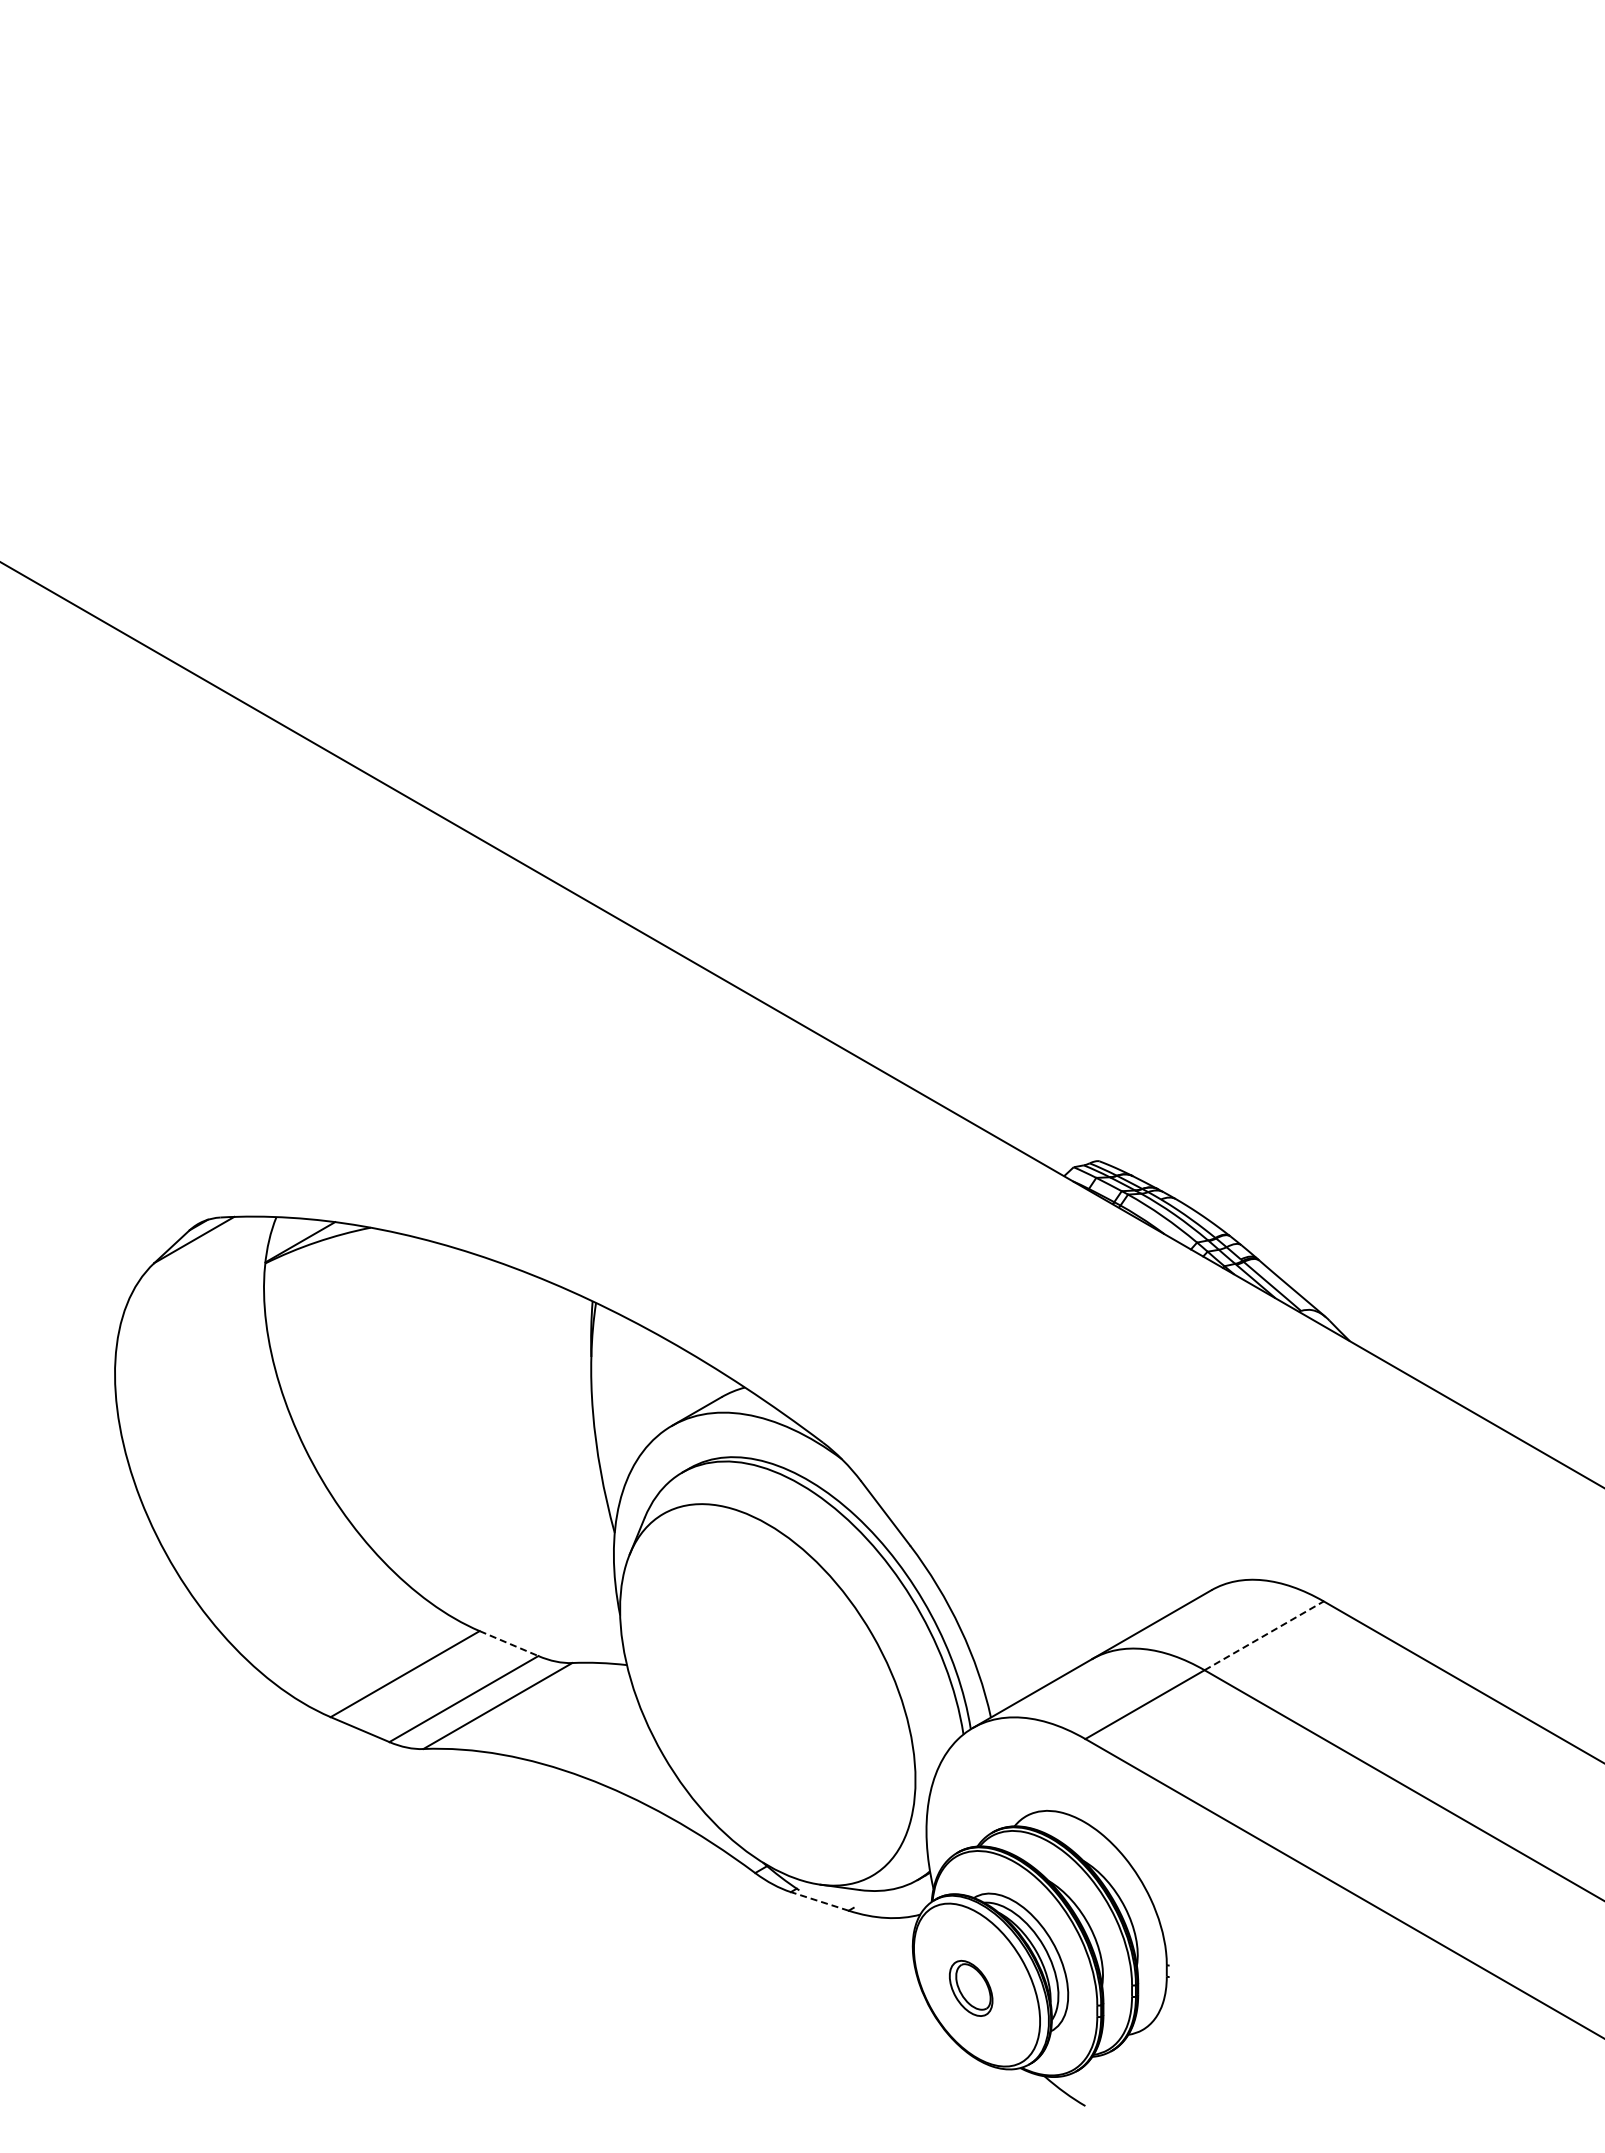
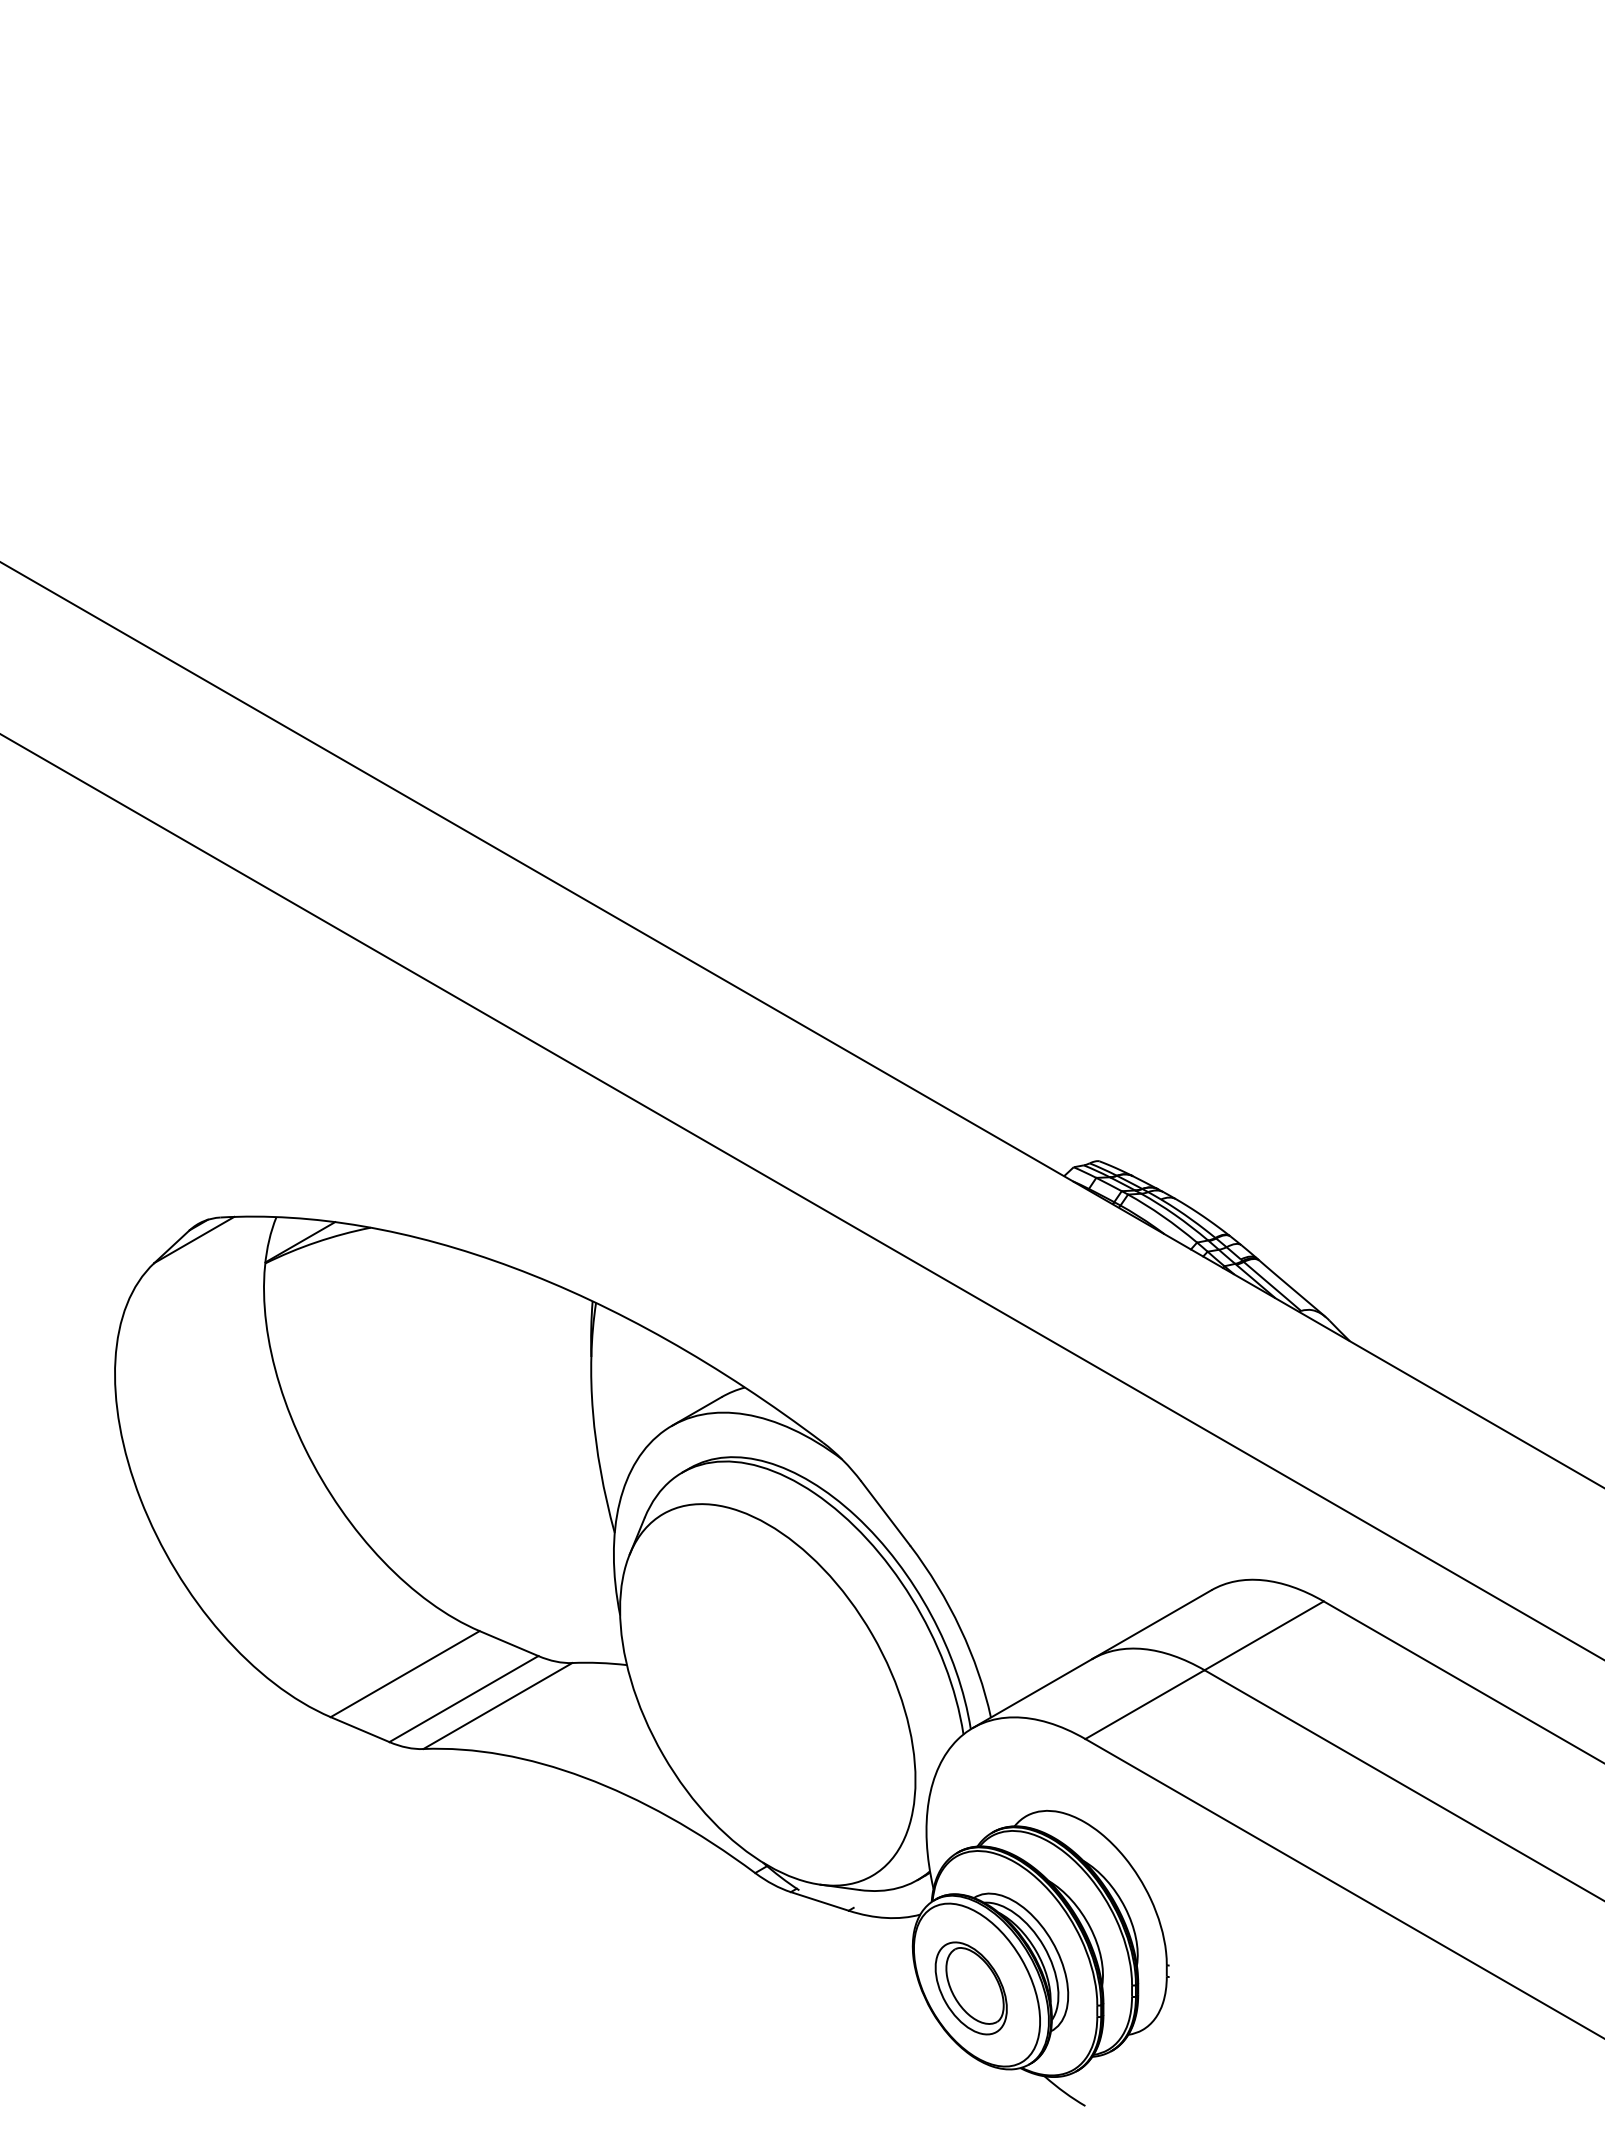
line: none -> present (801, 1196)
line: dashed -> solid (1264, 1635)
line: dashed -> solid (509, 1643)
line: dashed -> solid (819, 1901)
part size: 45x58 px -> 74x95 px (970, 1988)
